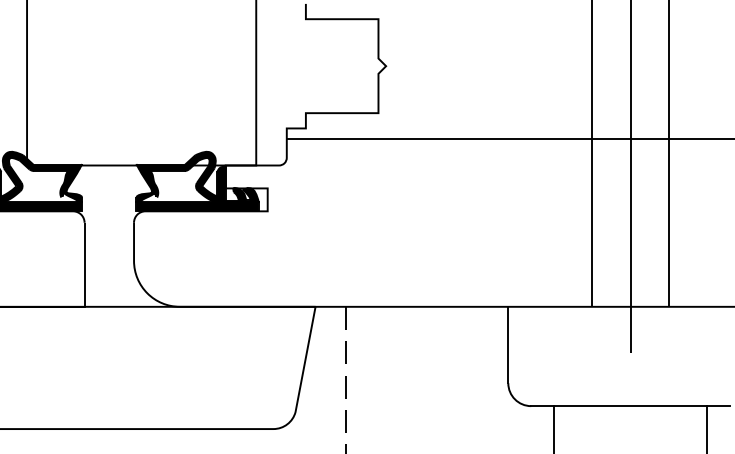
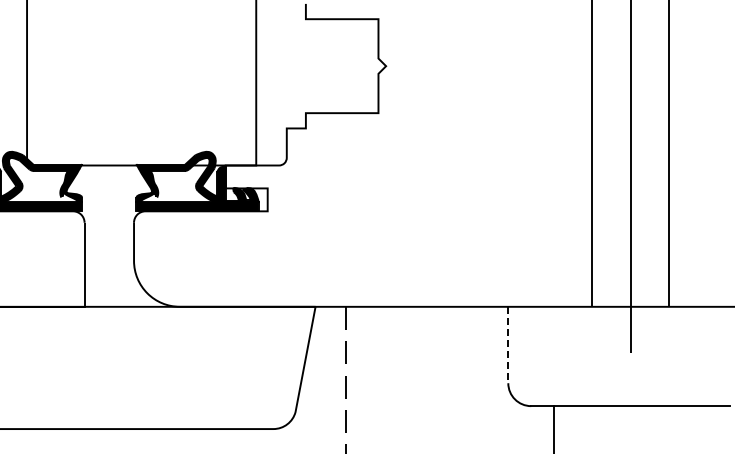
line: present -> none (508, 138)
line: solid -> dashed (508, 345)
line: present -> none (706, 428)
